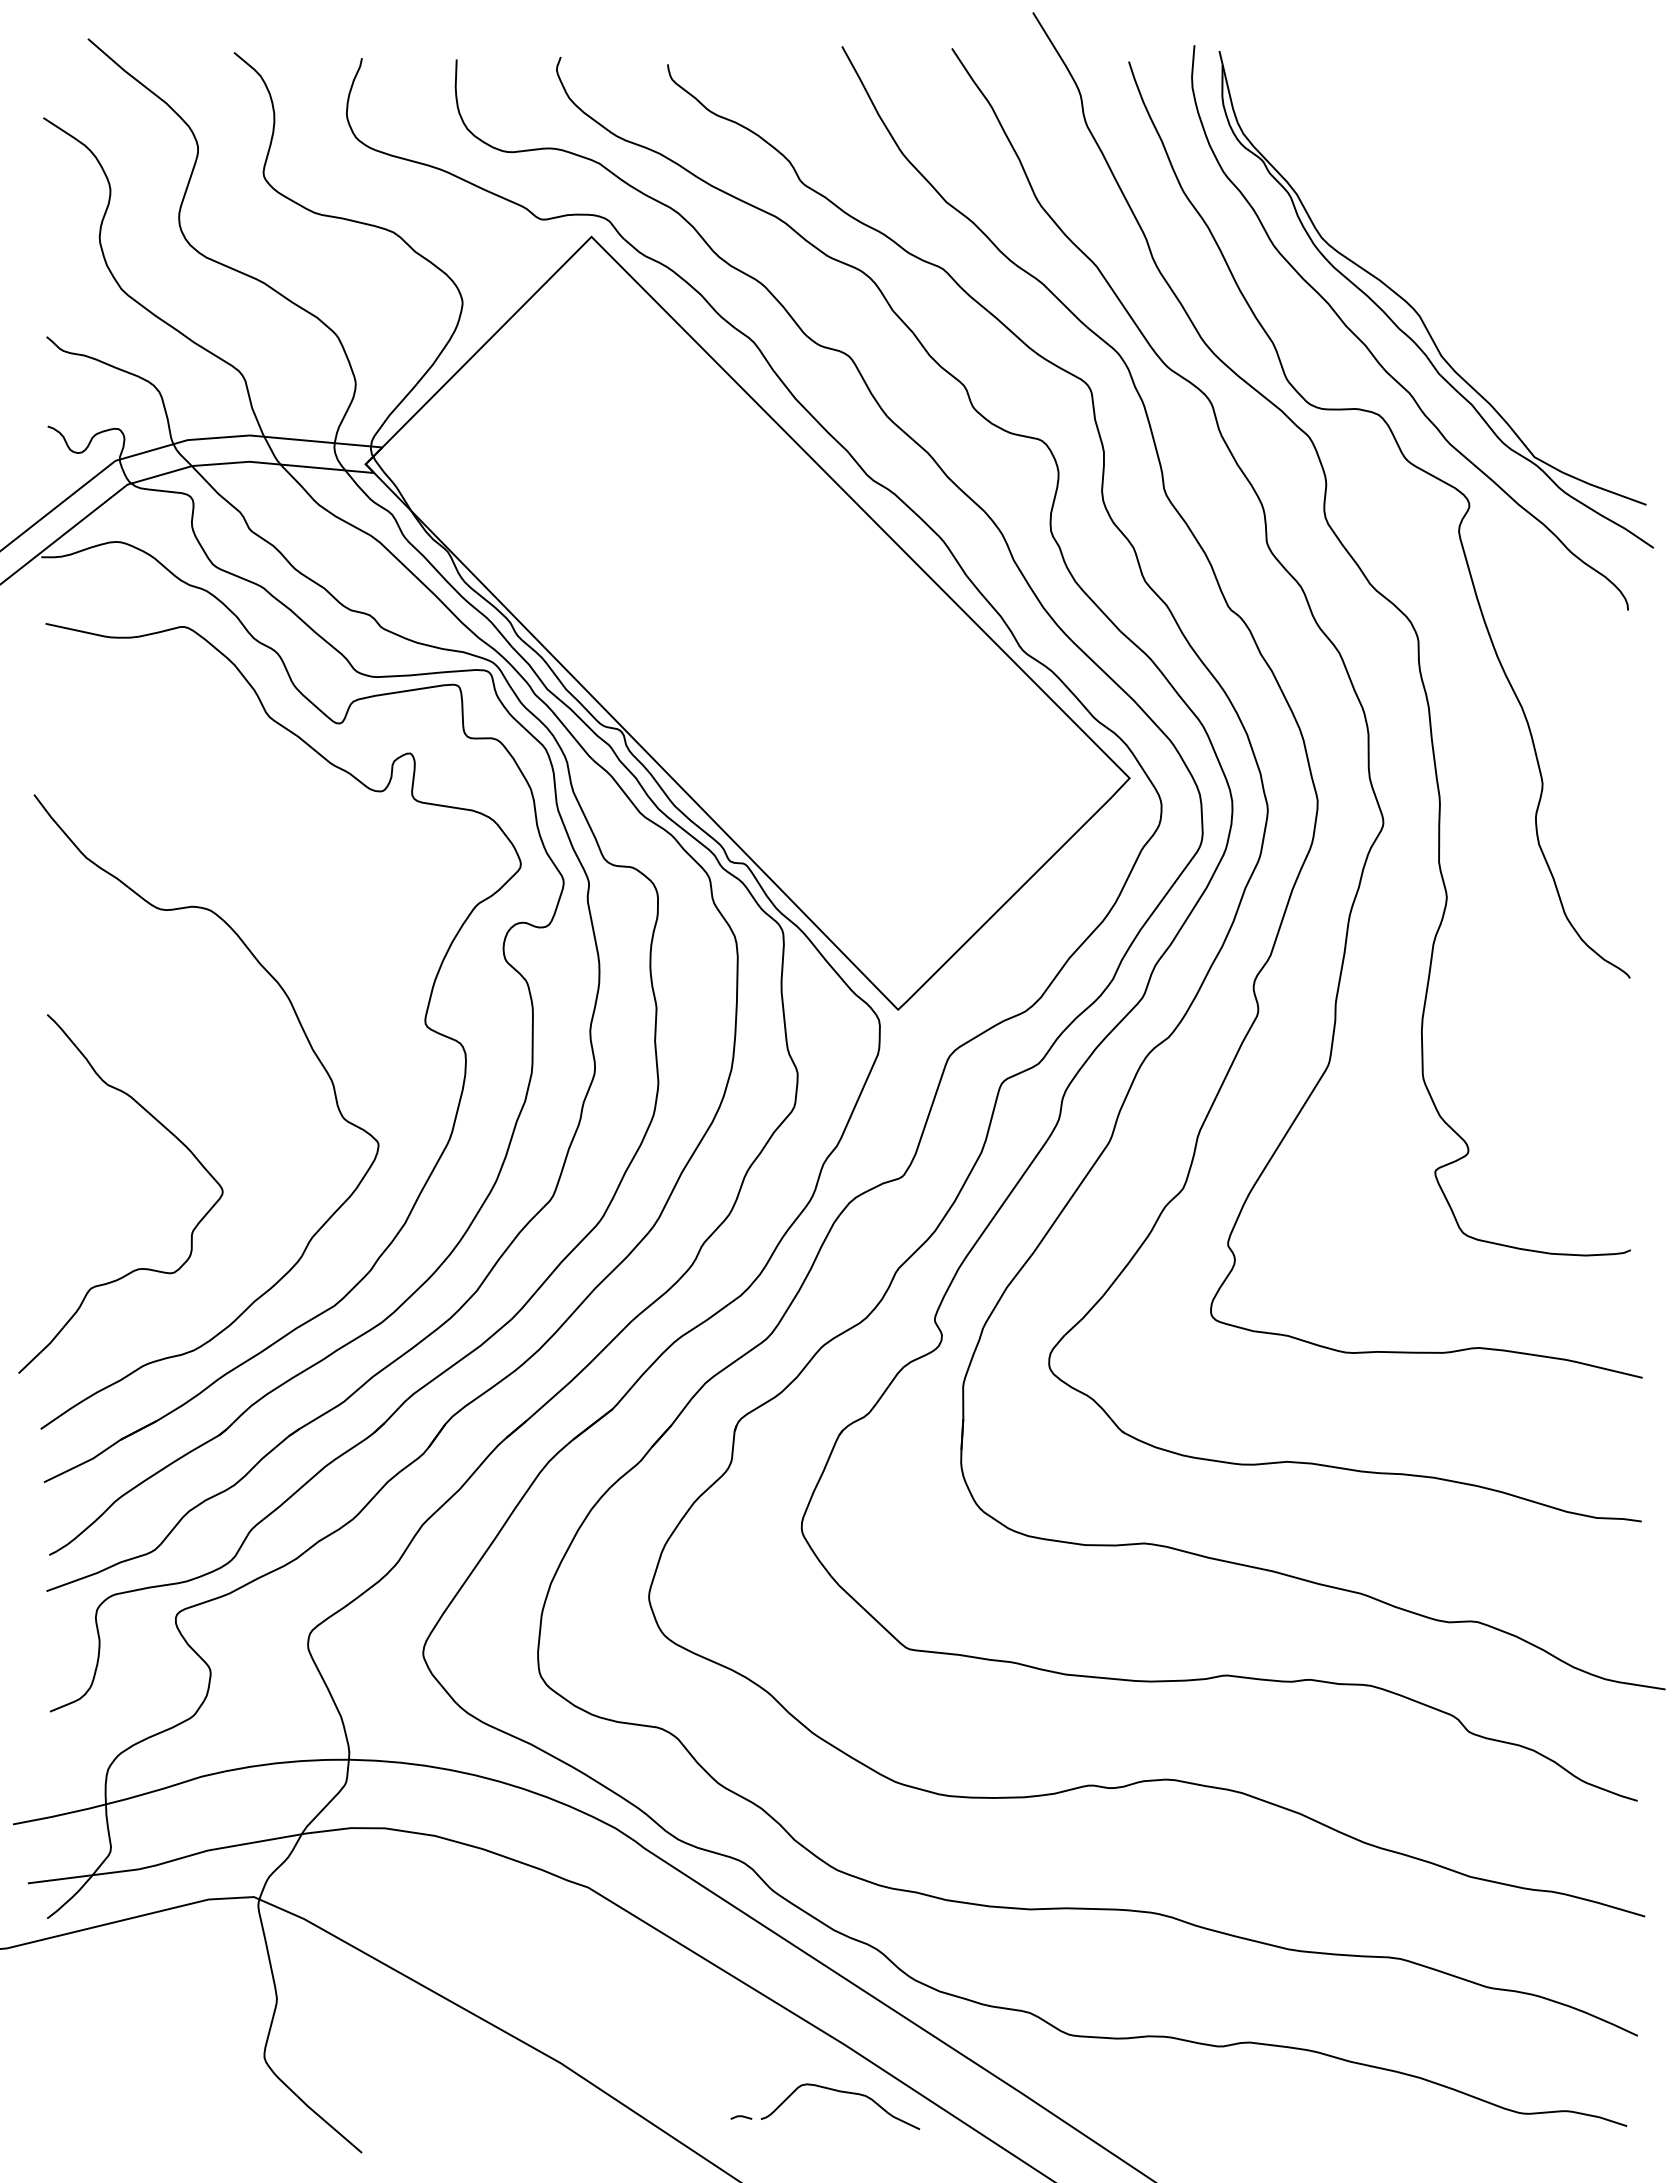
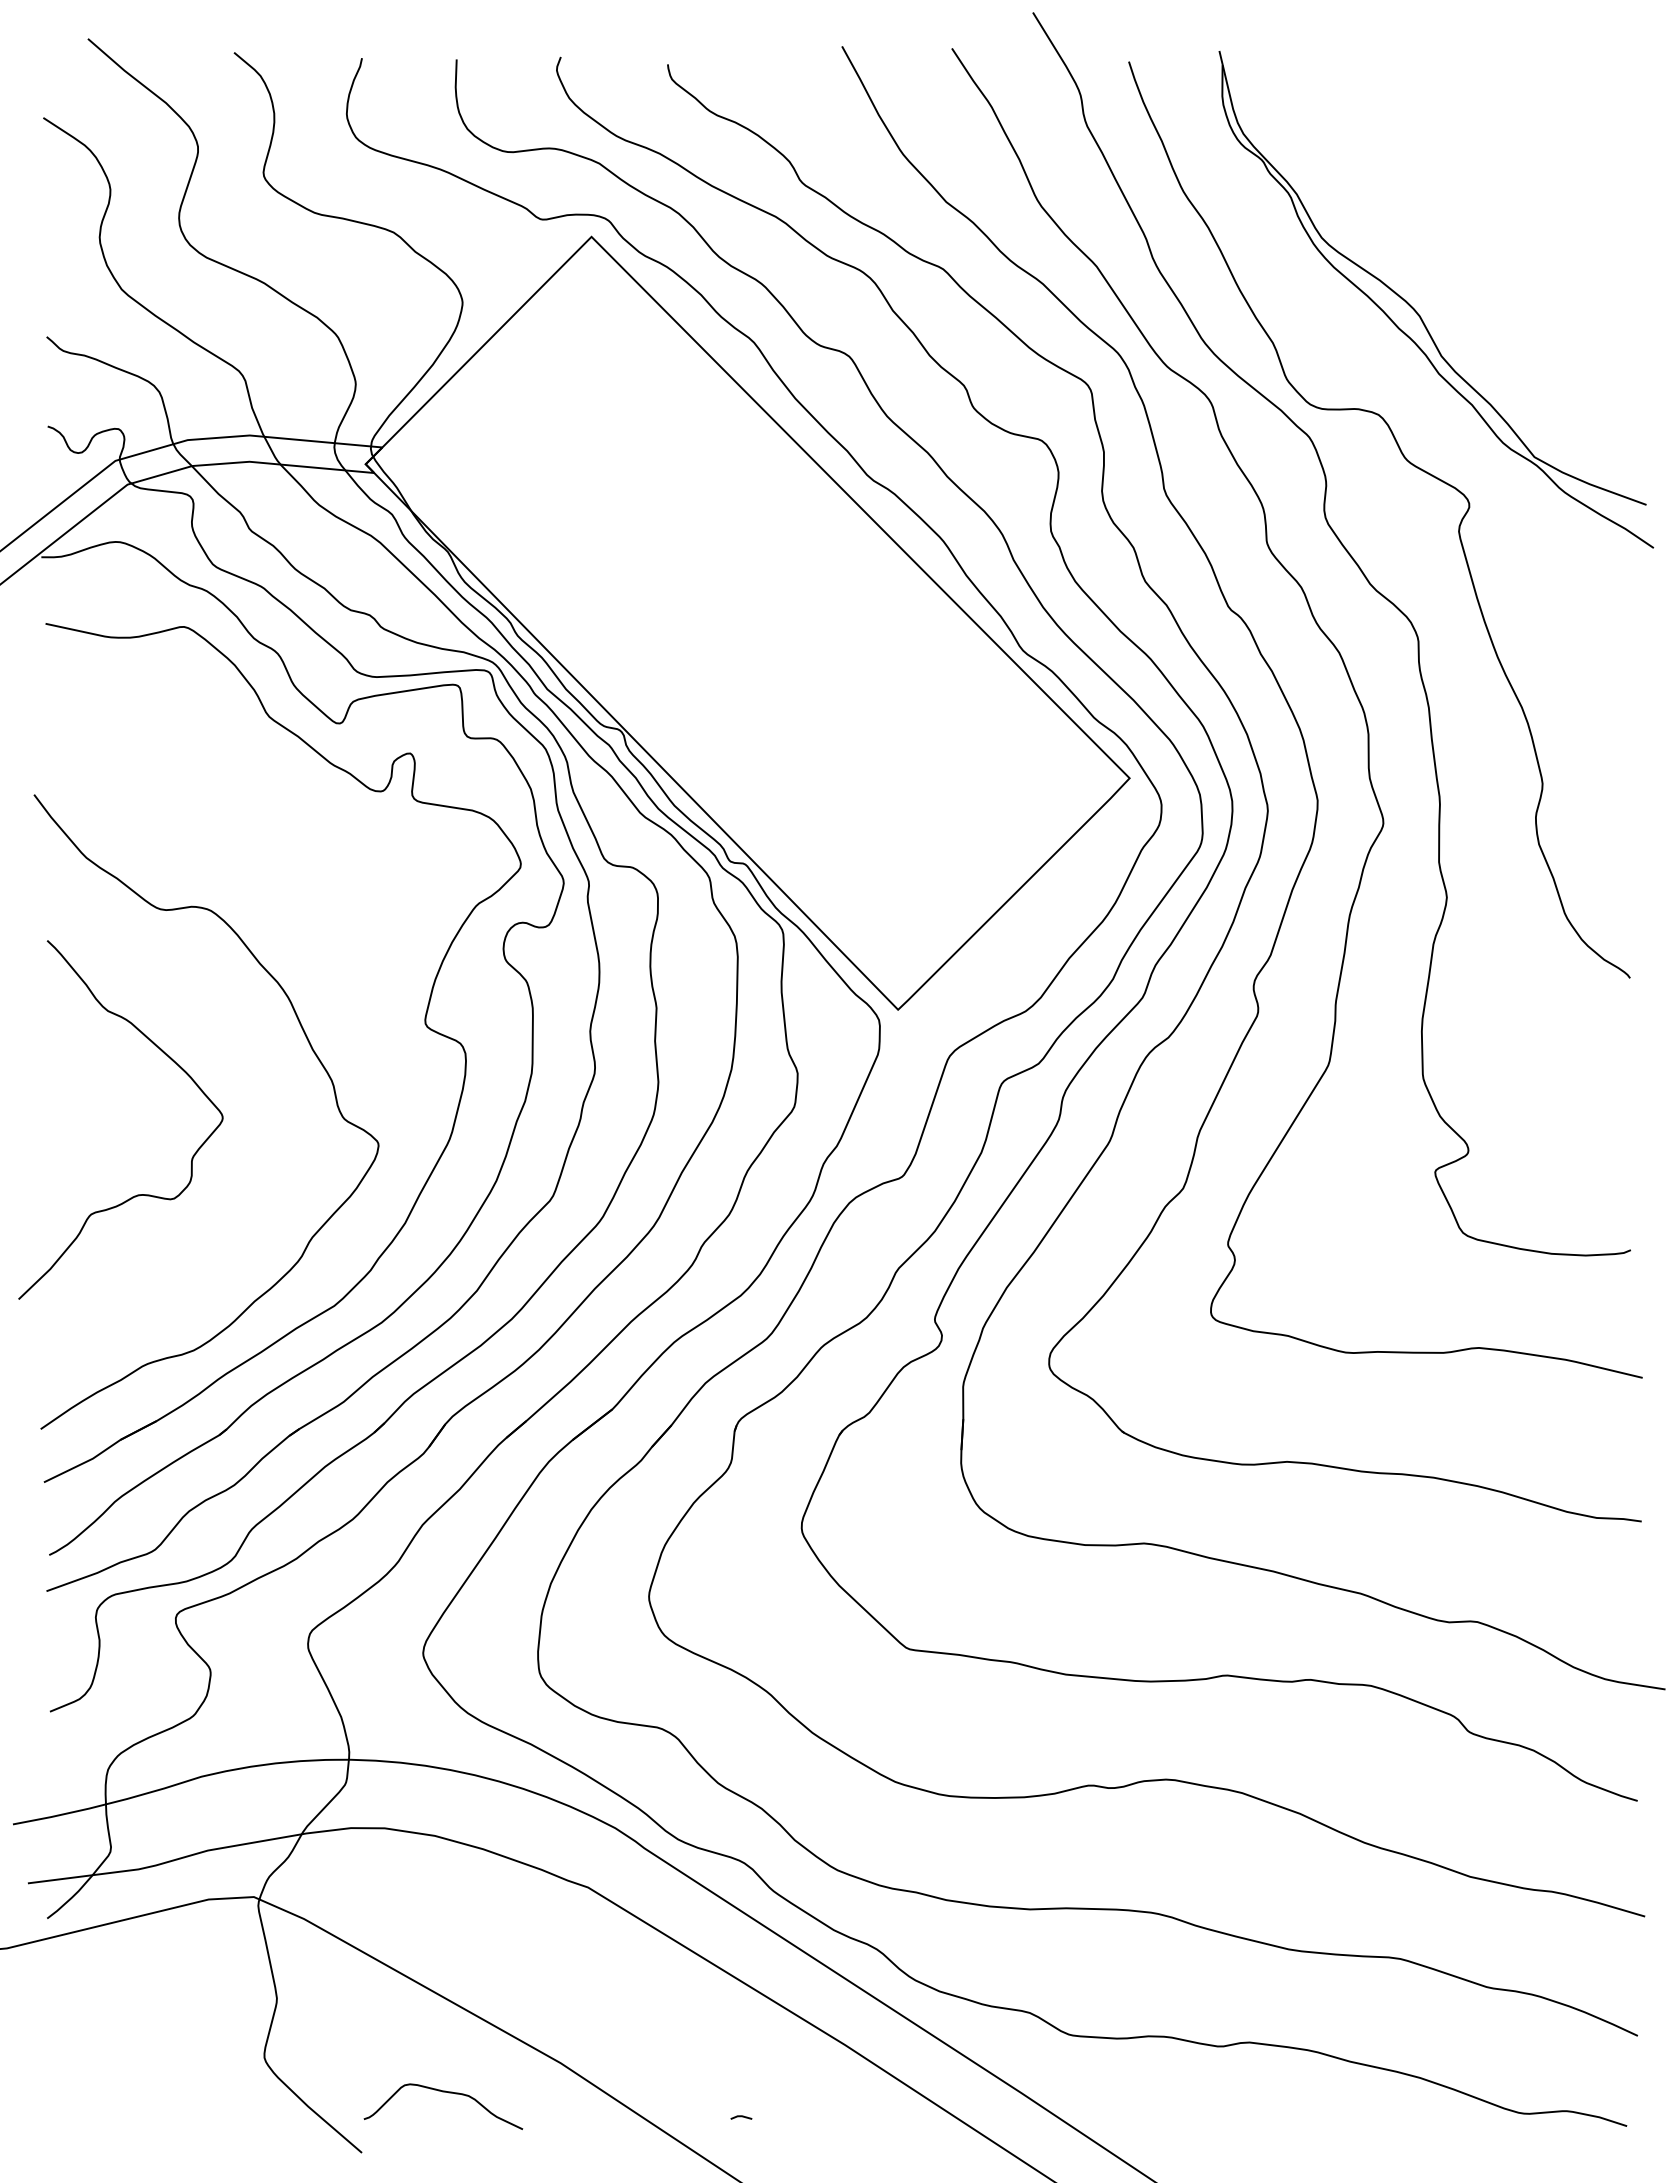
curve: present -> none (1374, 355)
curve position: (137, 1268) -> (137, 1194) (137, 1194)
curve position: (845, 2093) -> (448, 2093) (448, 2093)
